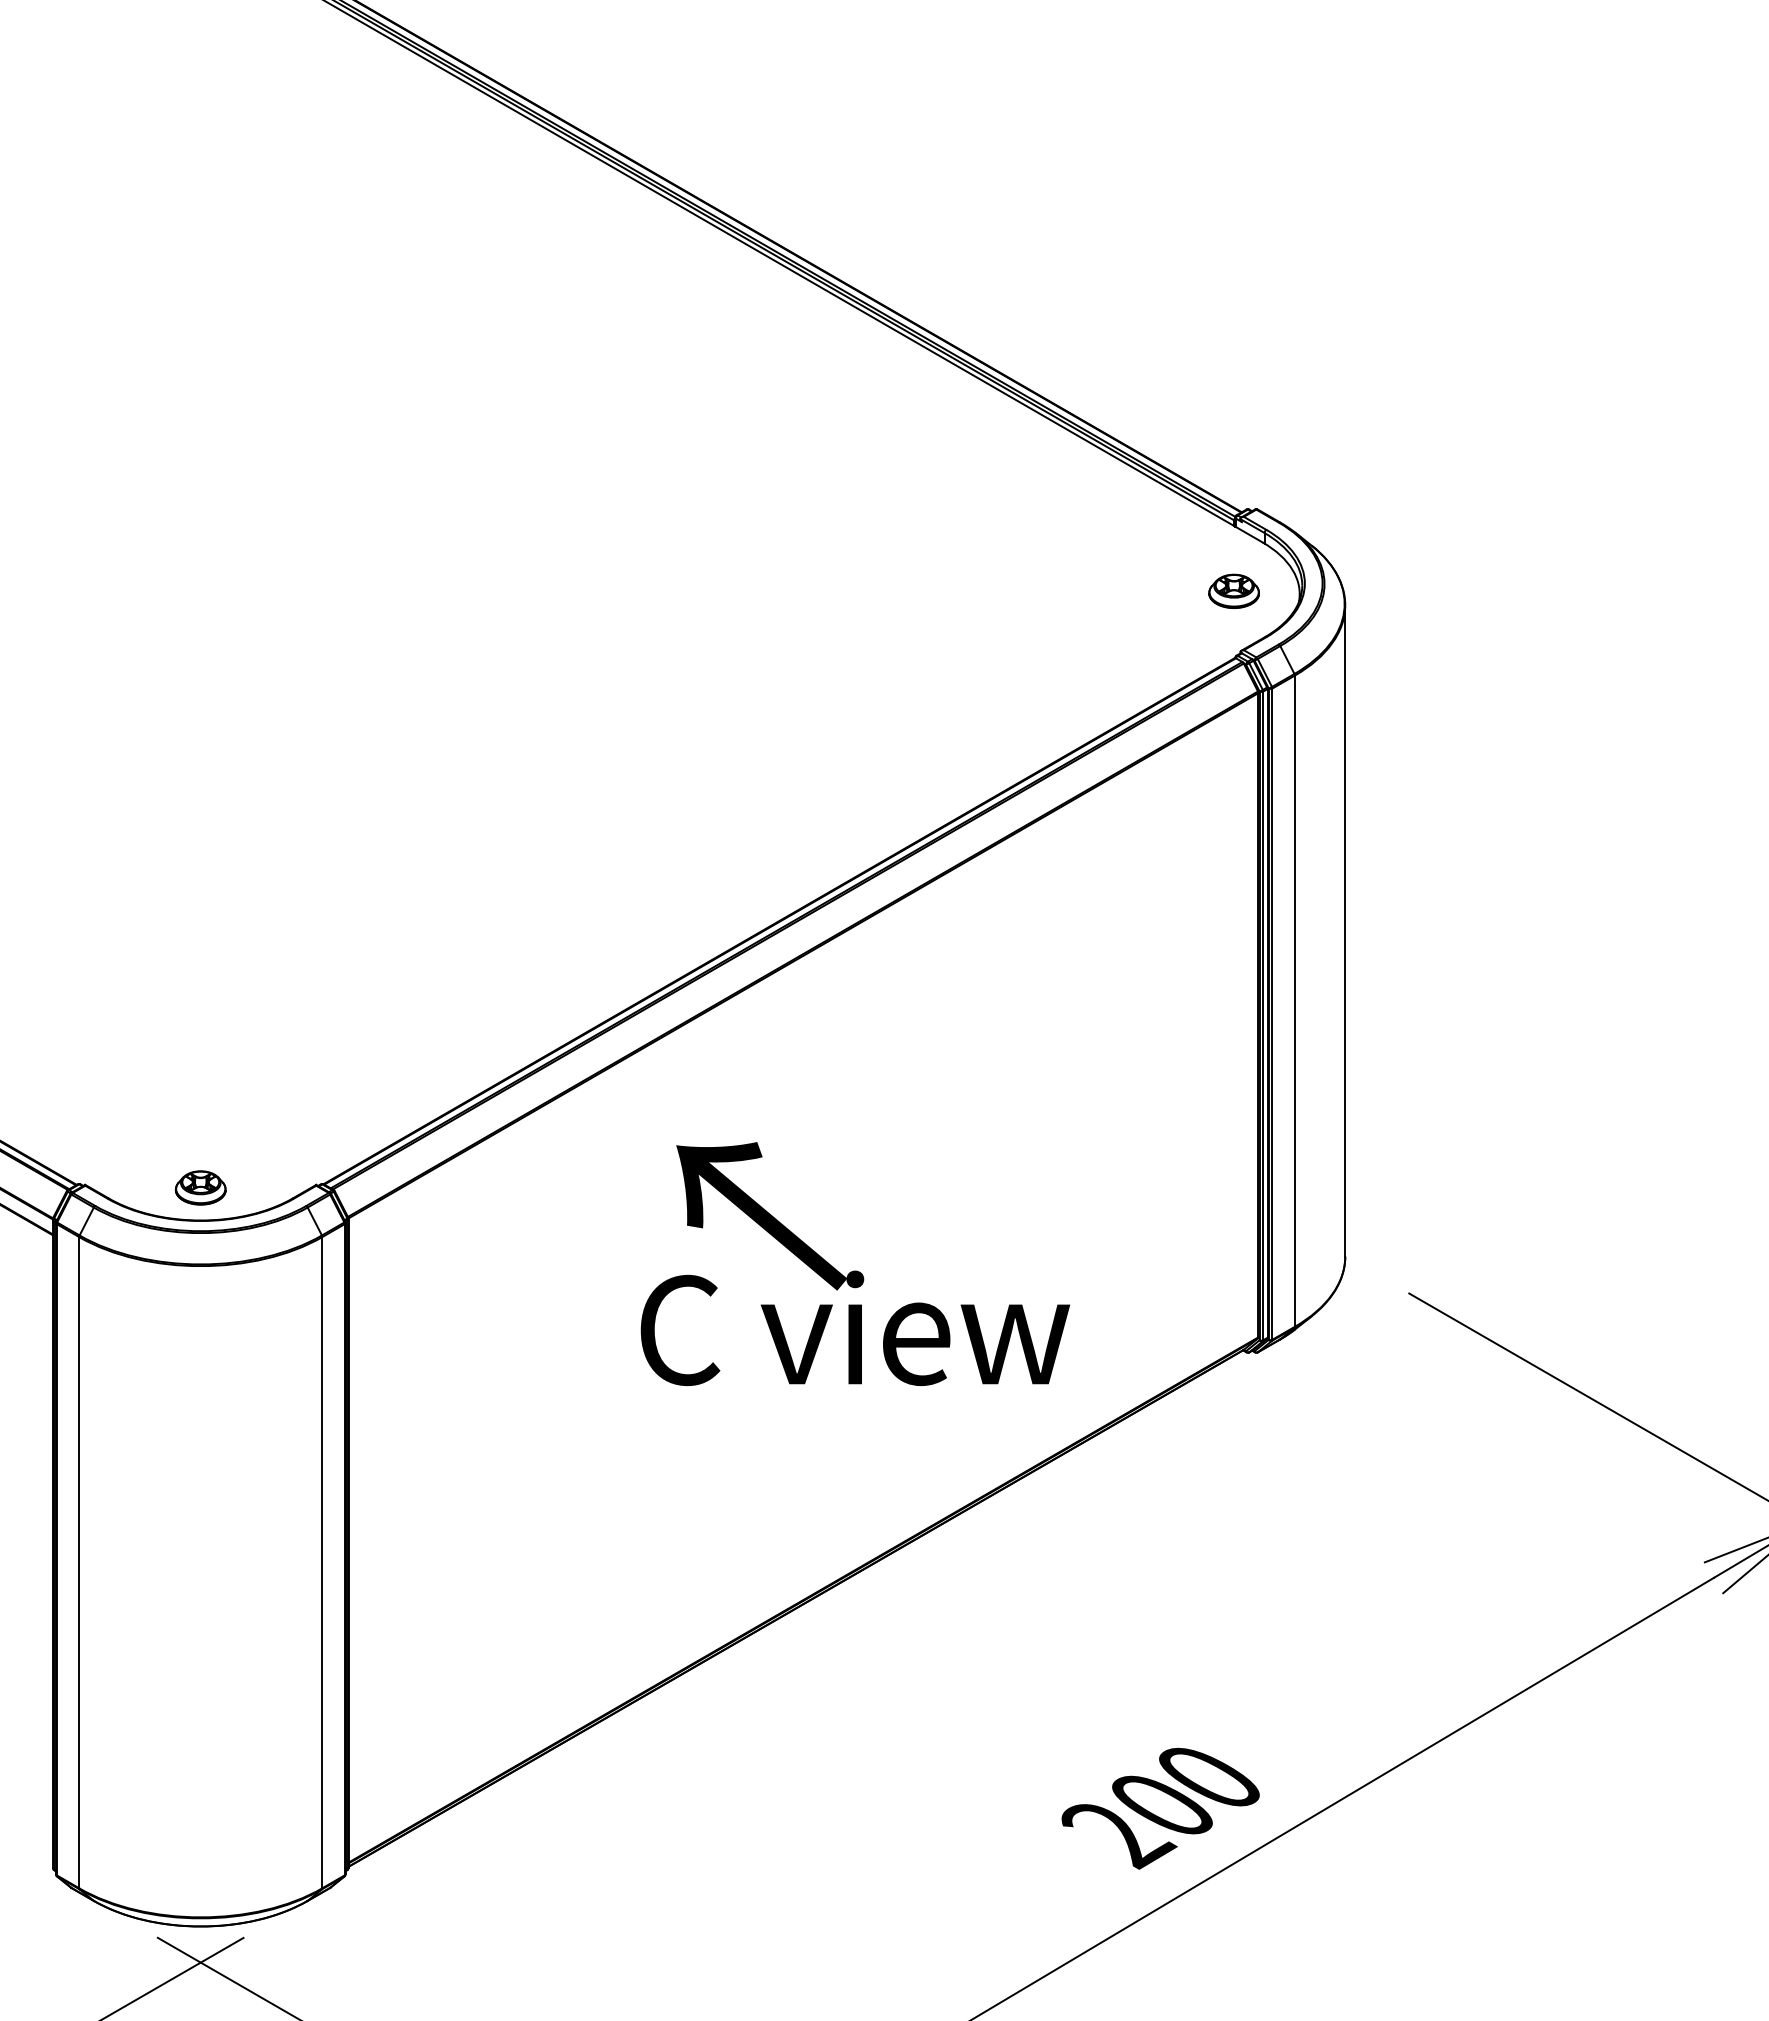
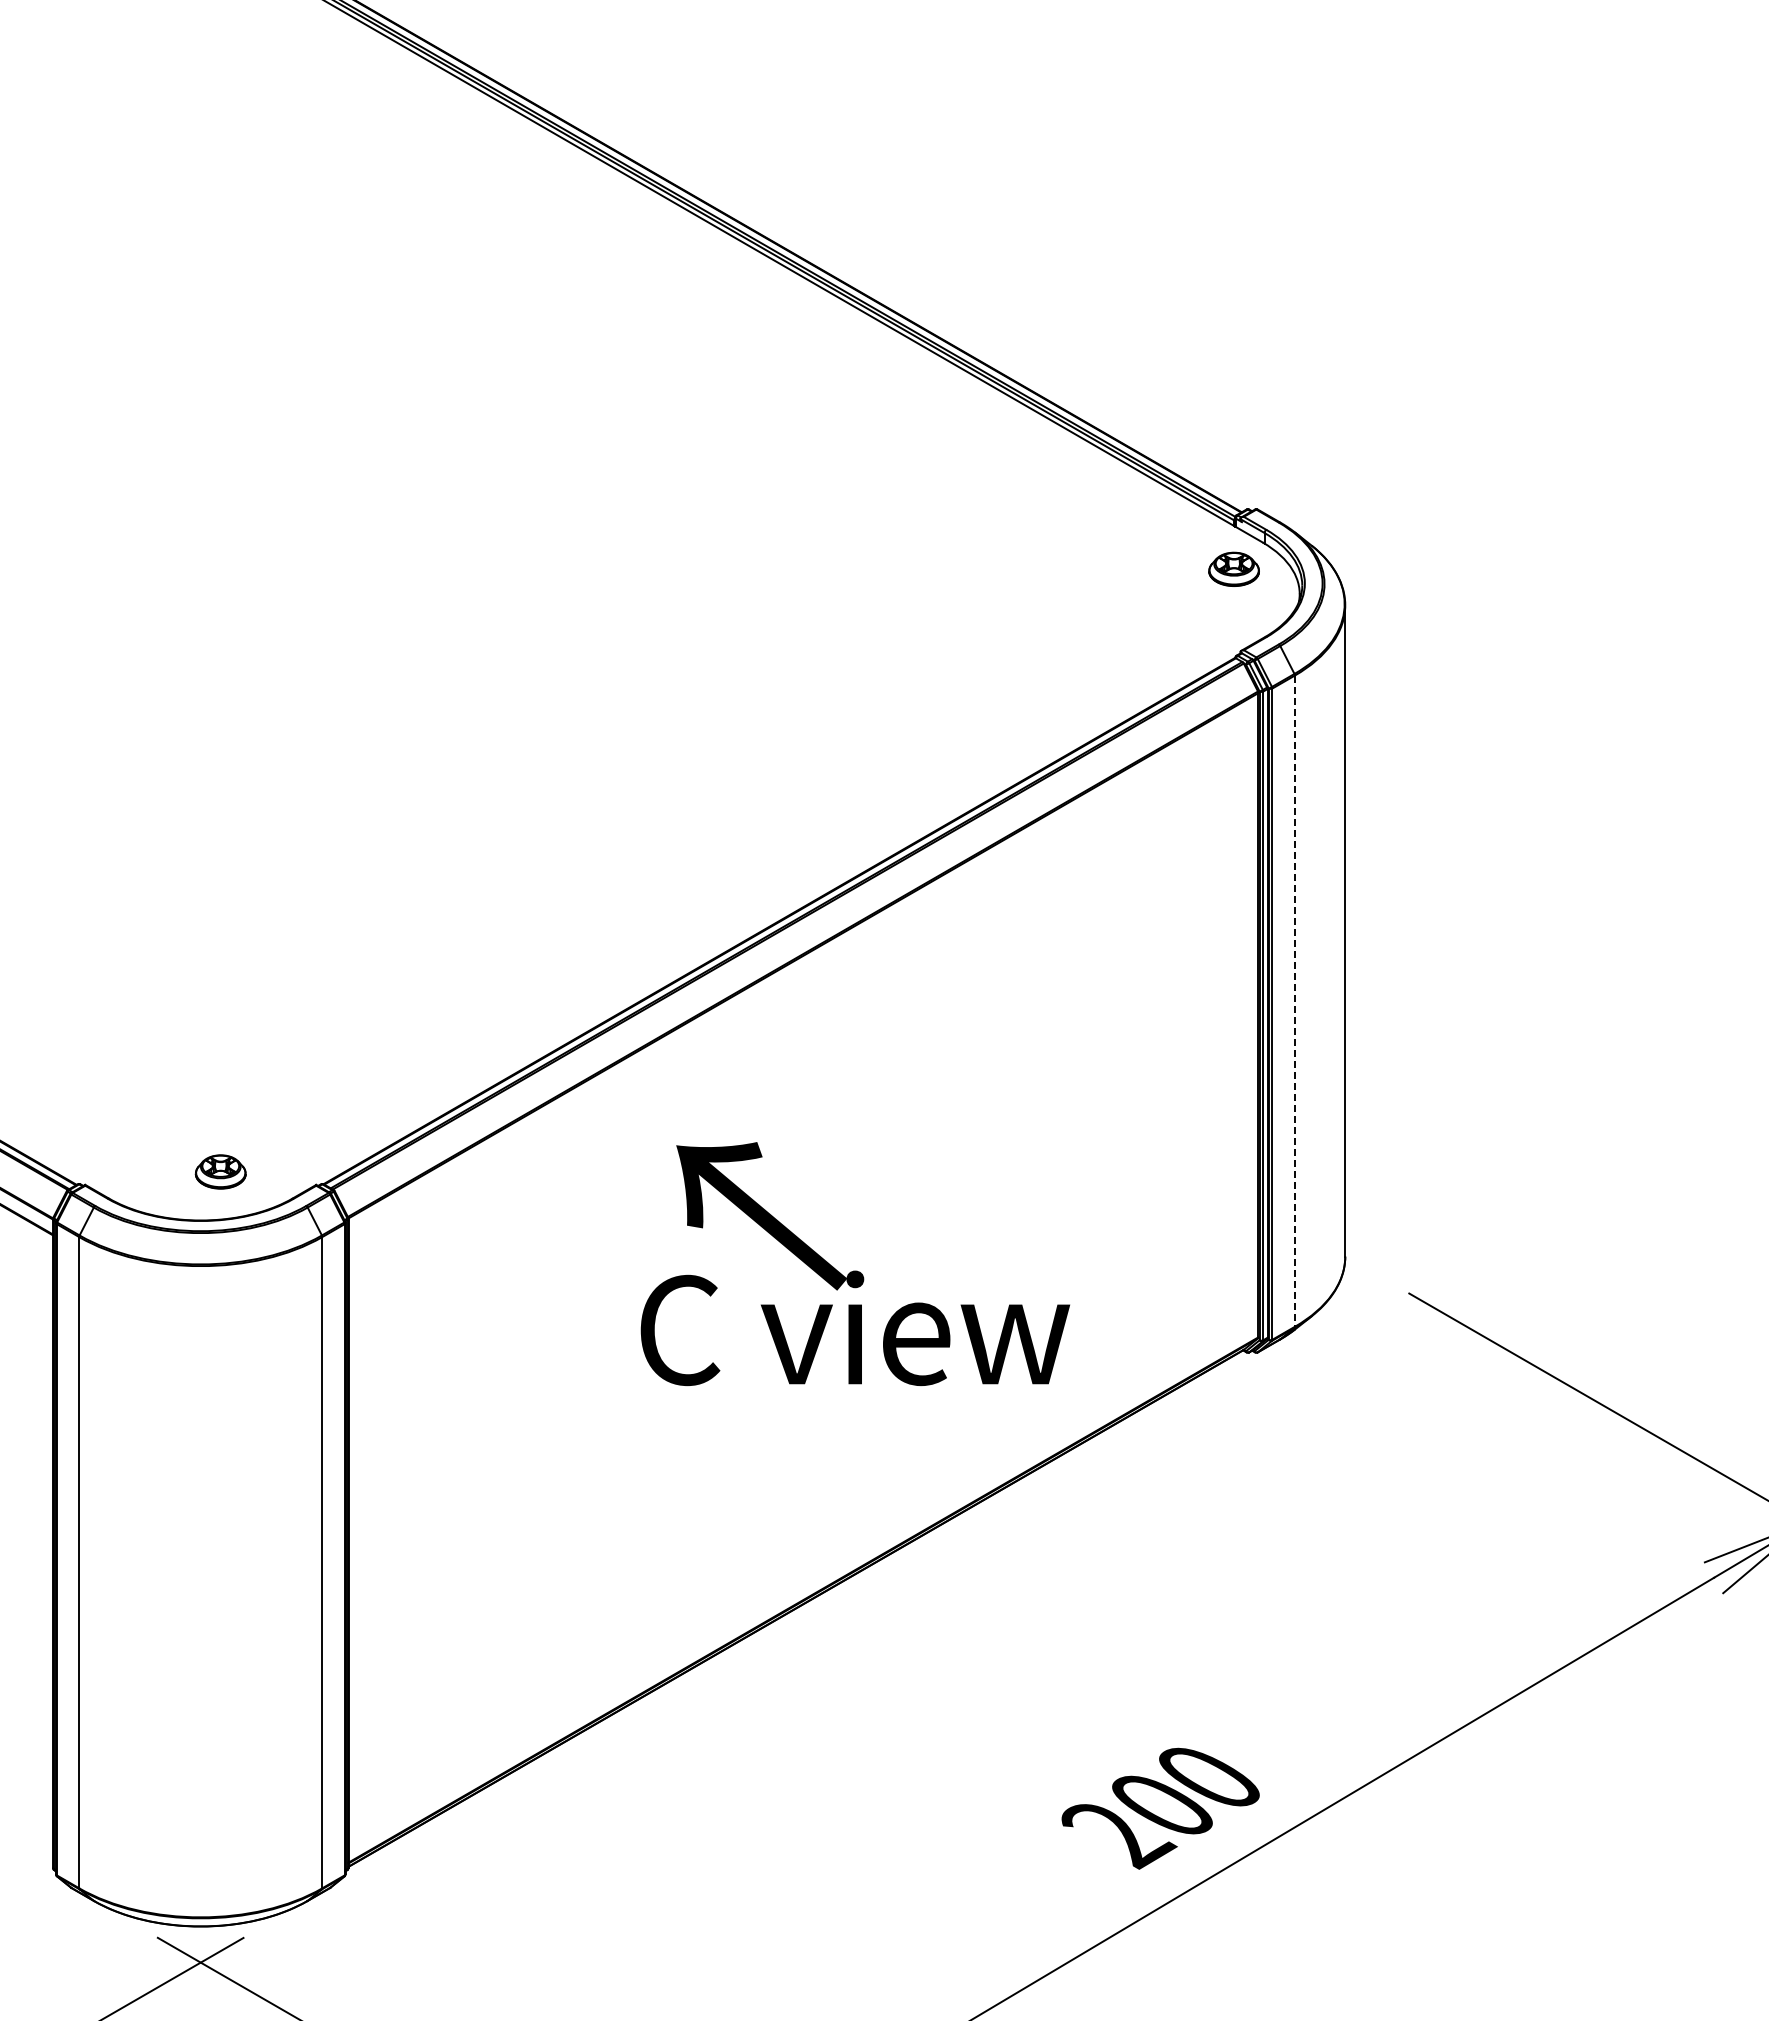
part position: (1233, 590) -> (1233, 568) (1233, 568)
line: solid -> dashed (1294, 1001)
part position: (200, 1187) -> (220, 1171) (220, 1171)
